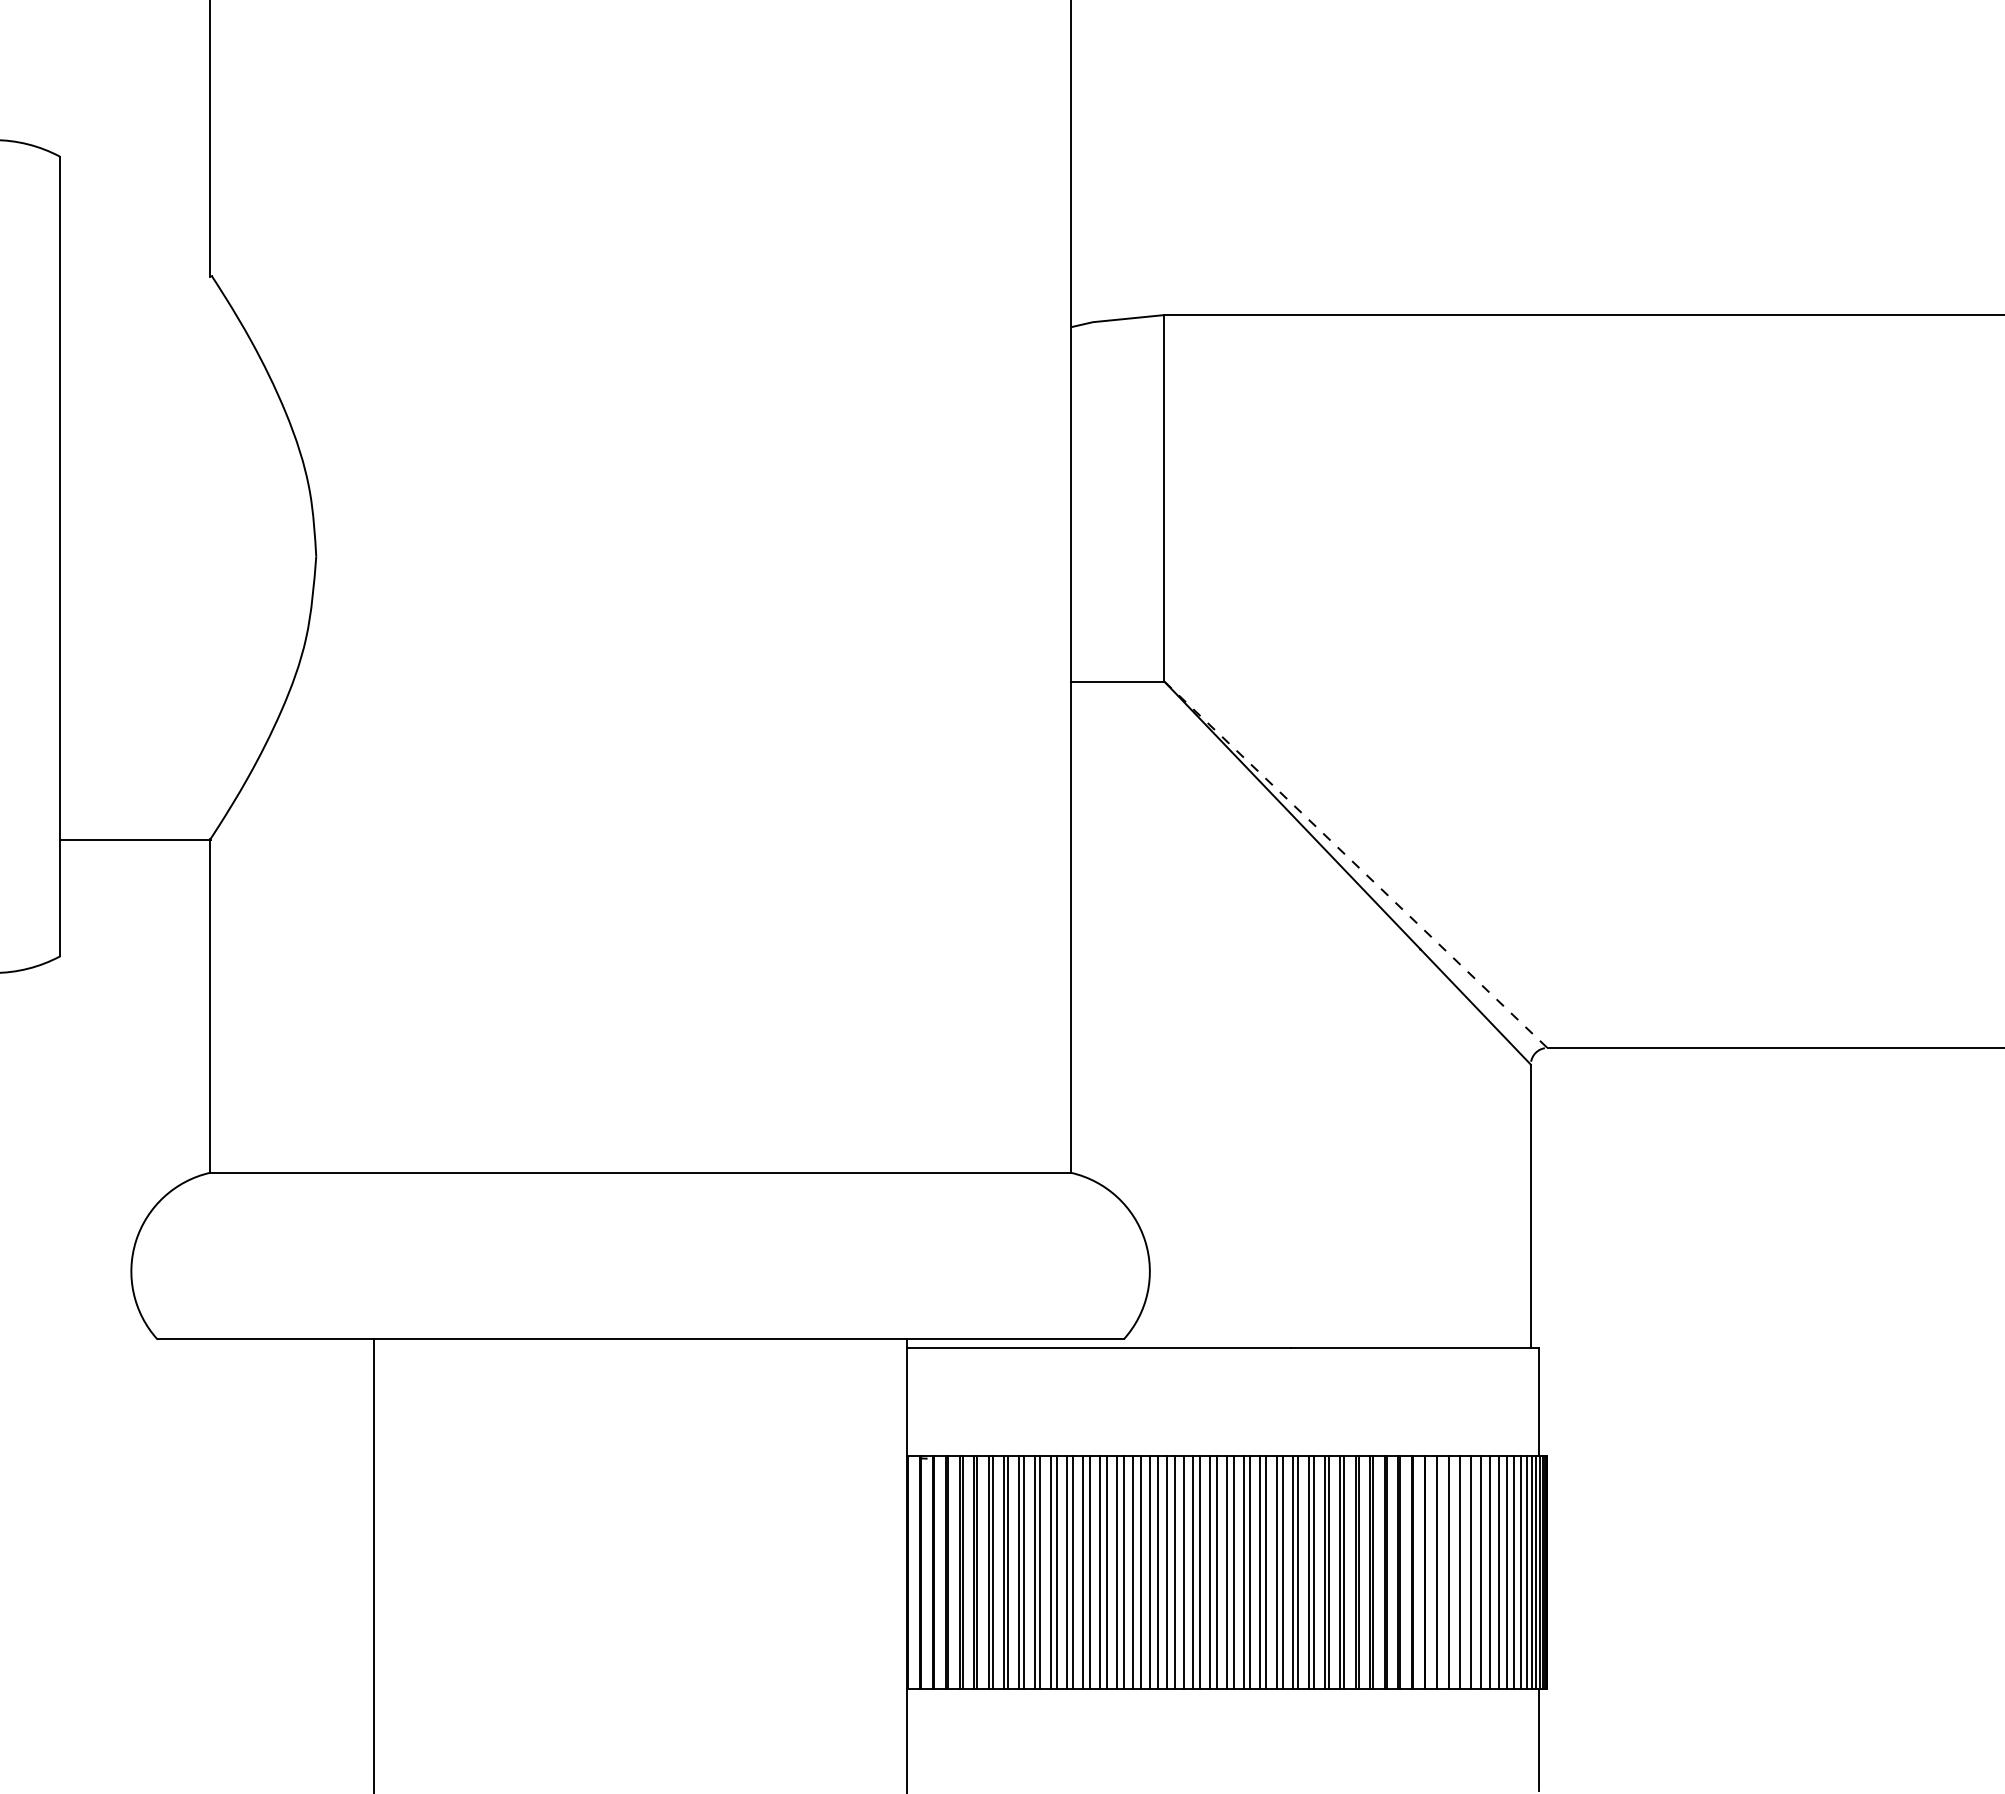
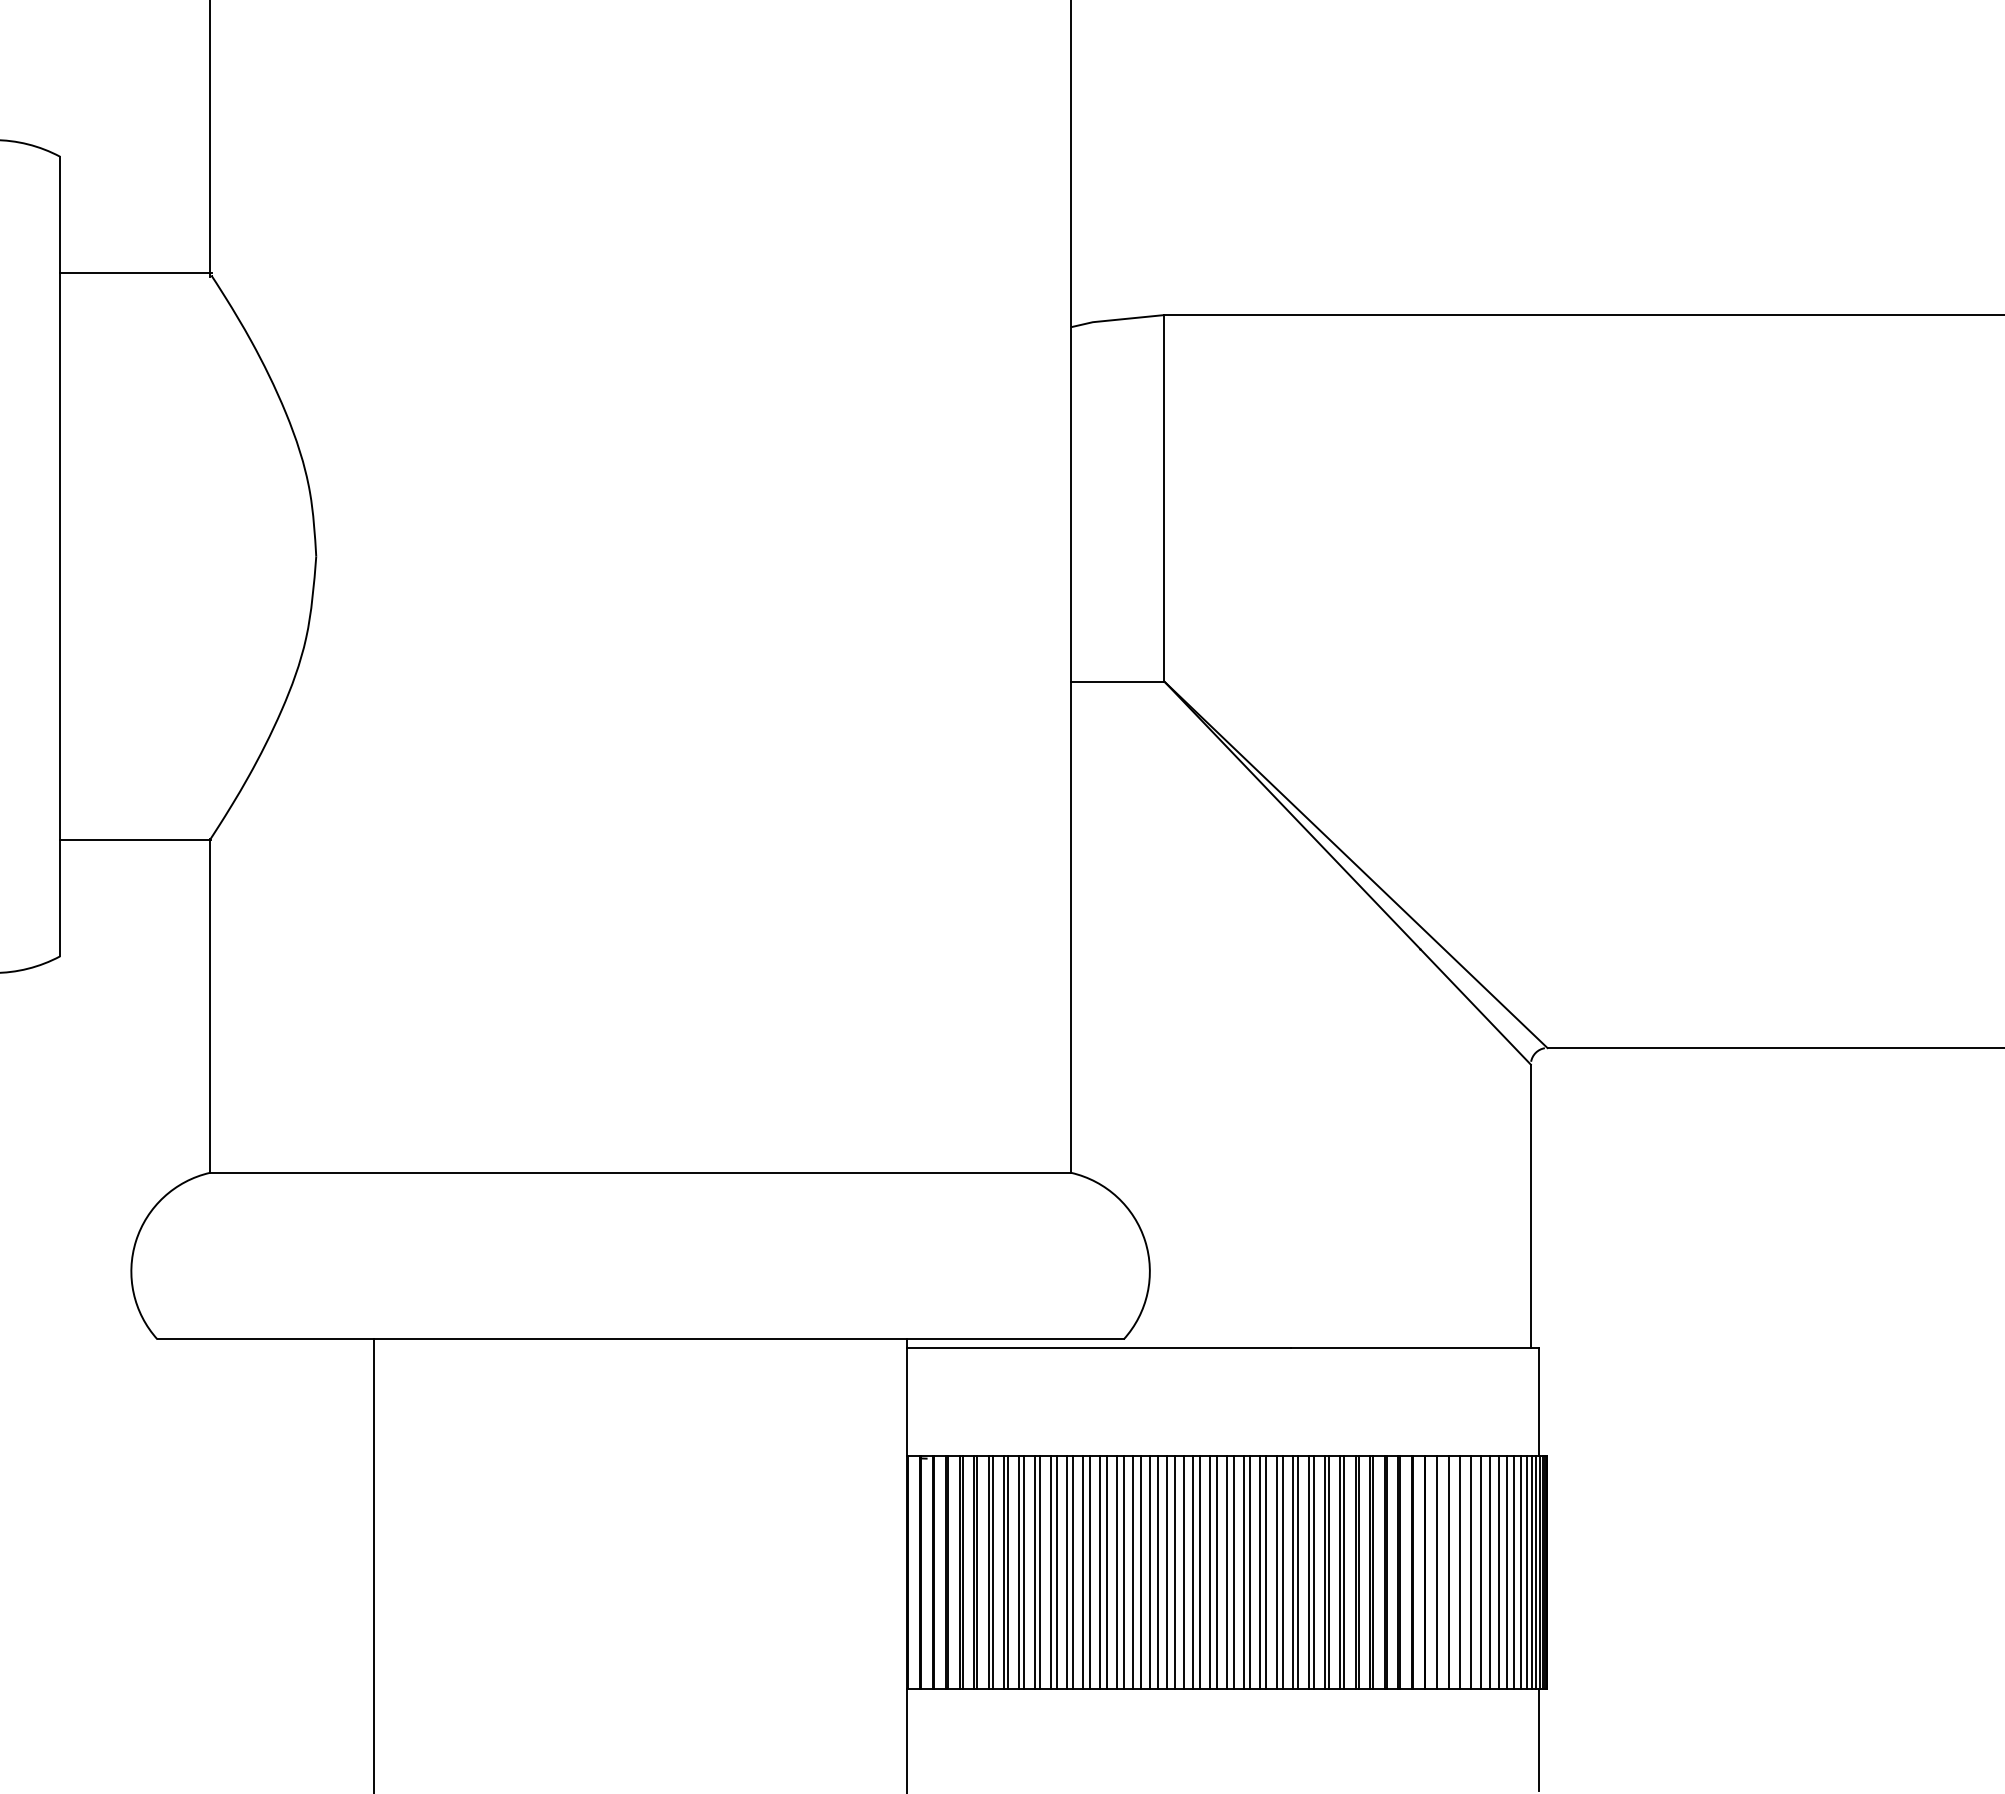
line: none -> present (136, 273)
line: dashed -> solid (1356, 865)
